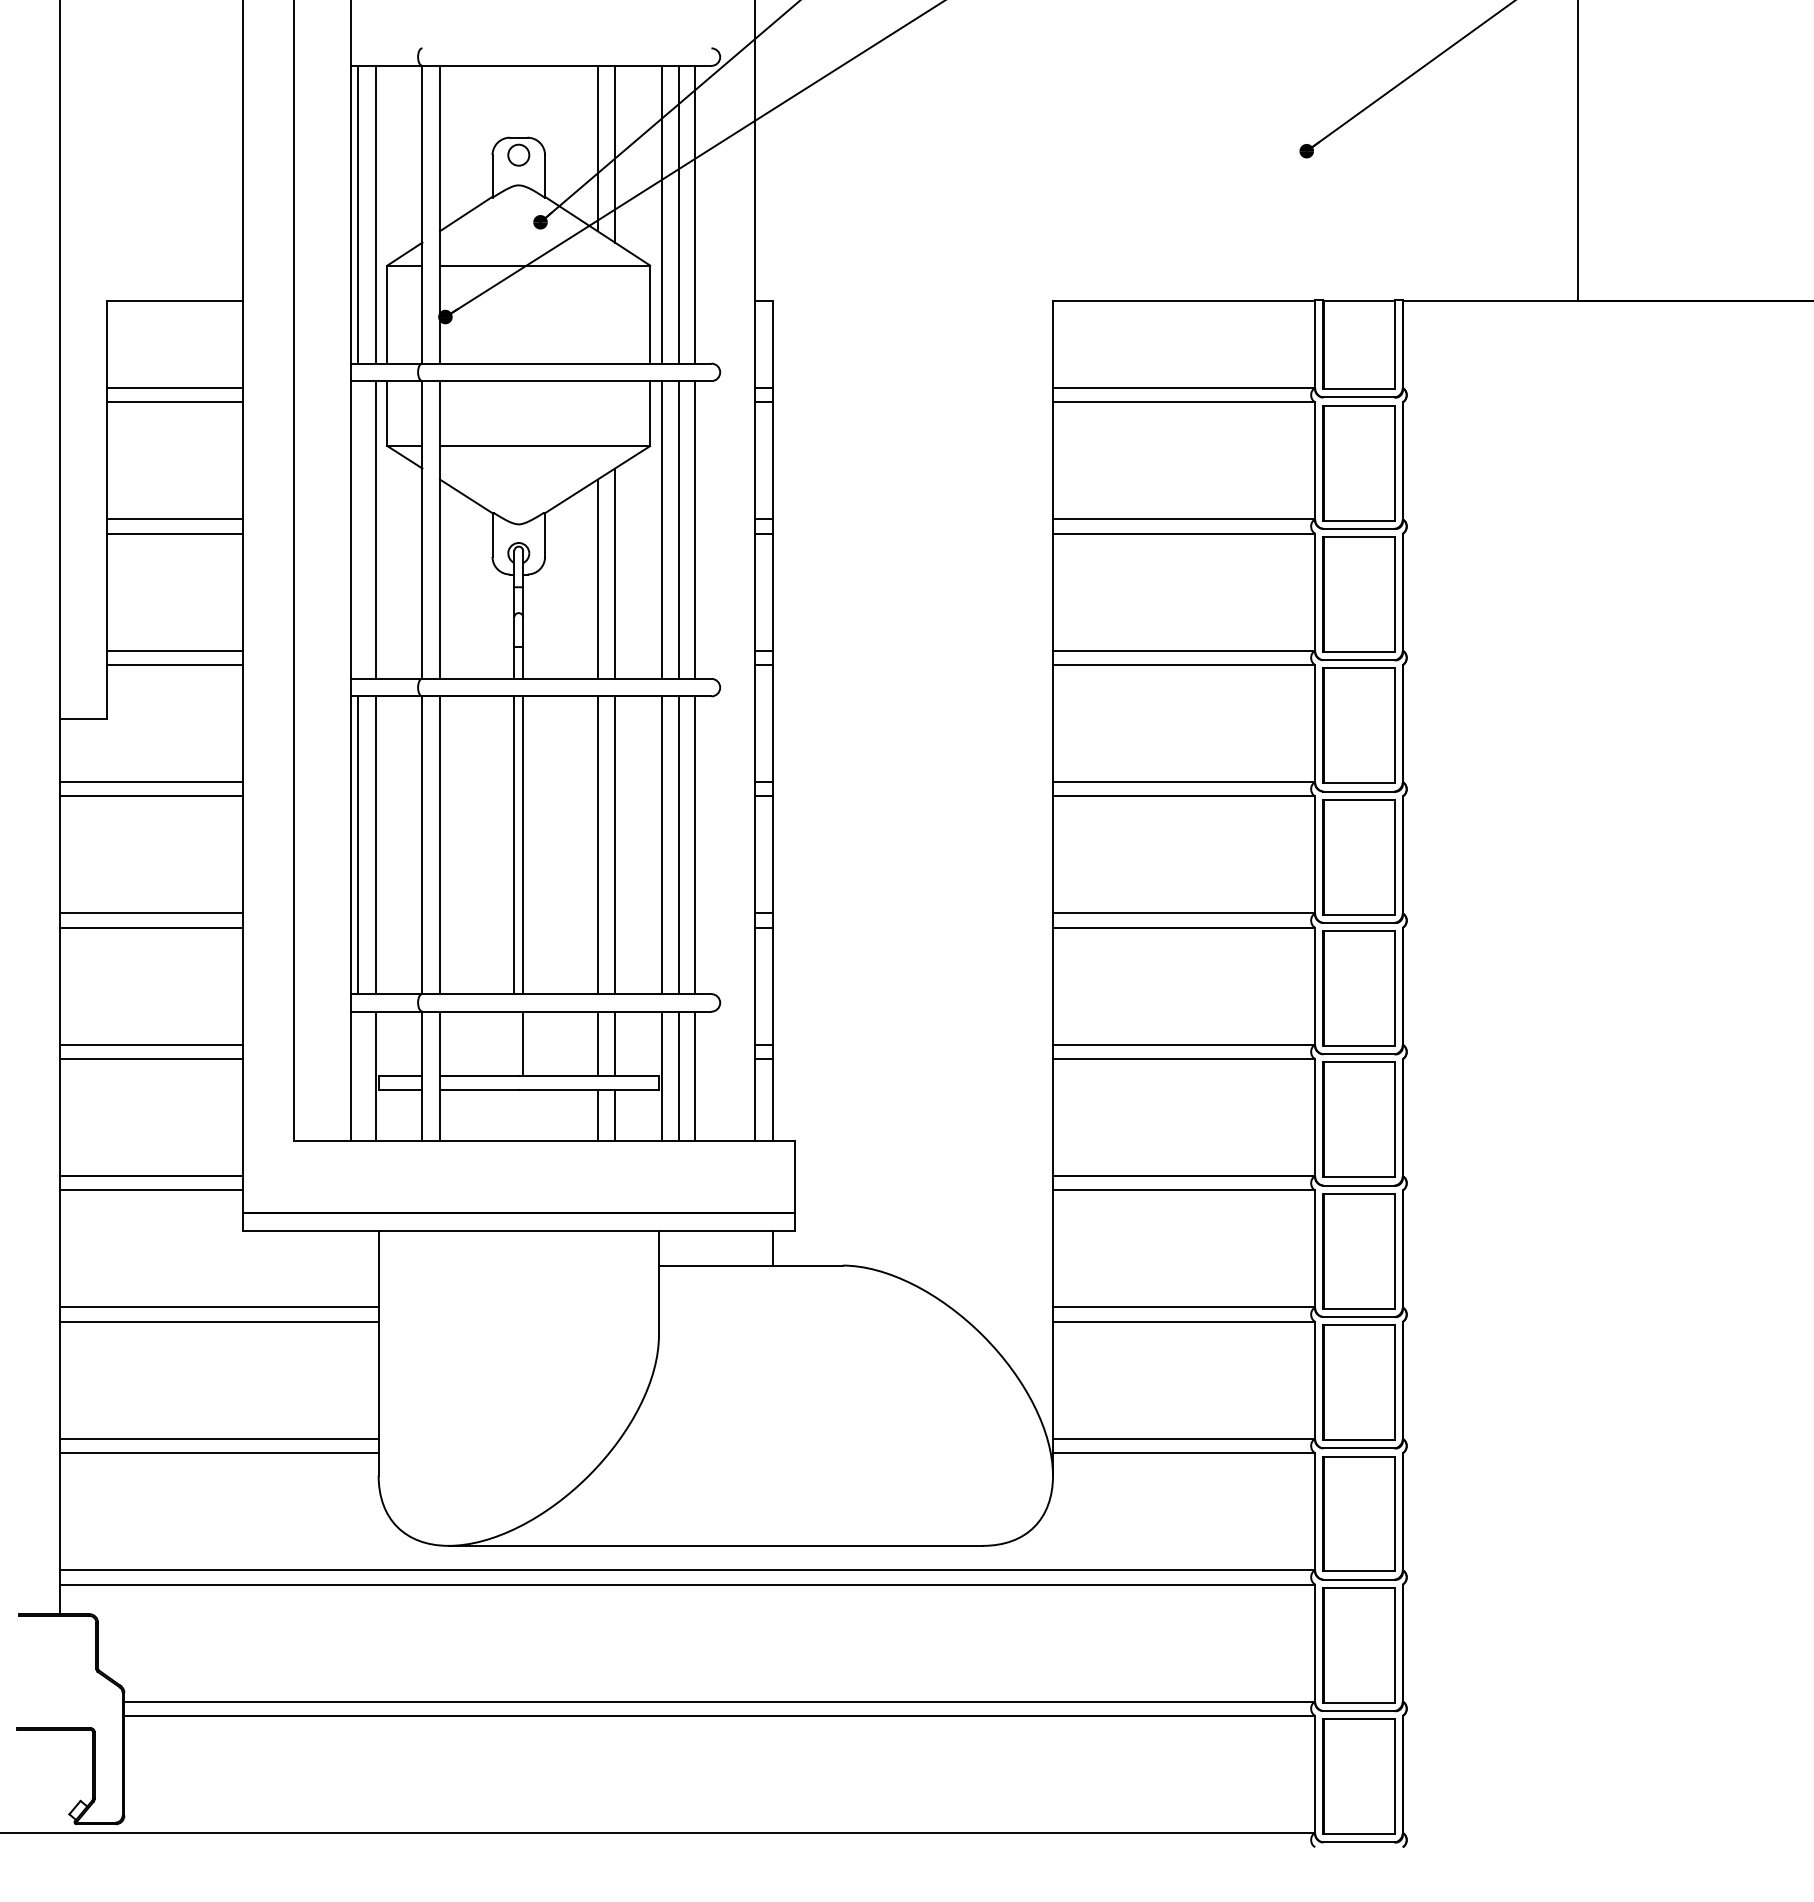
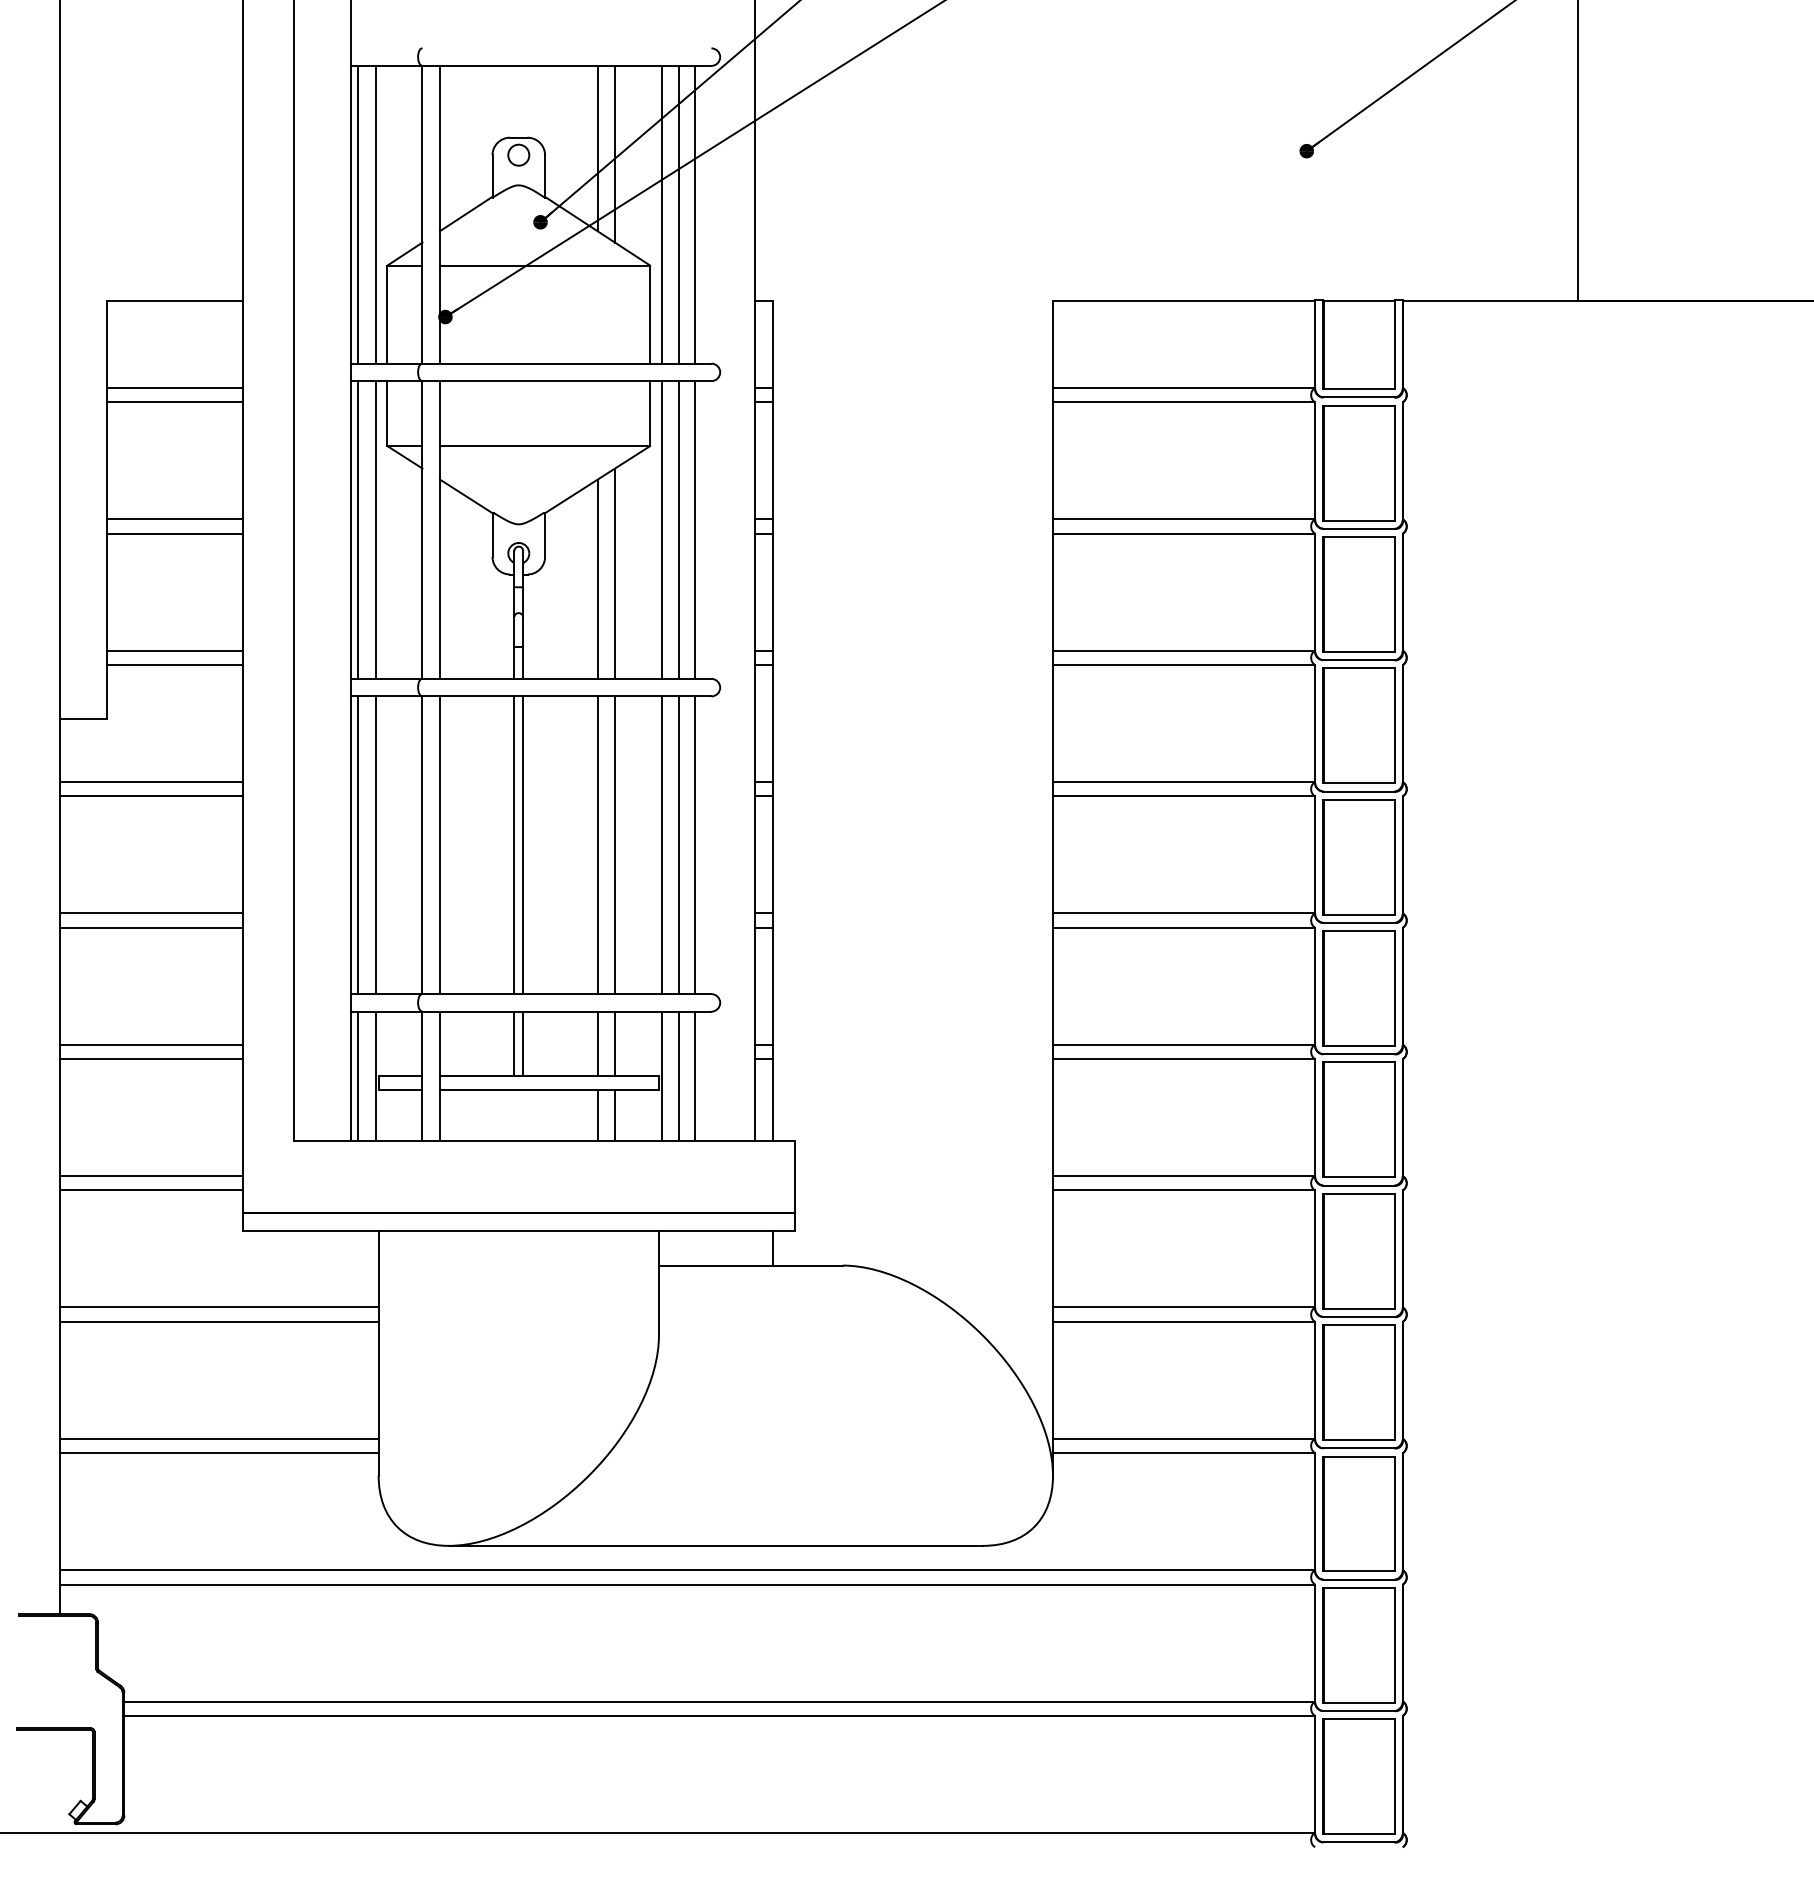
line: none -> present (358, 529)
line: none -> present (514, 1043)
line: none -> present (358, 1076)
